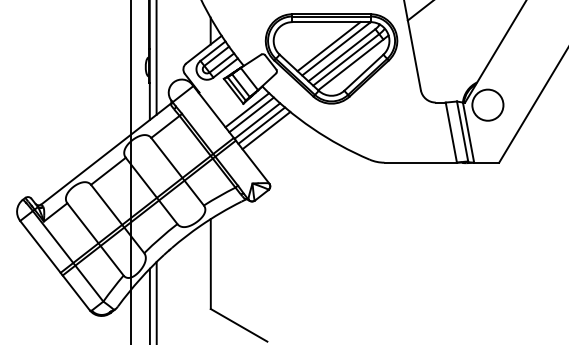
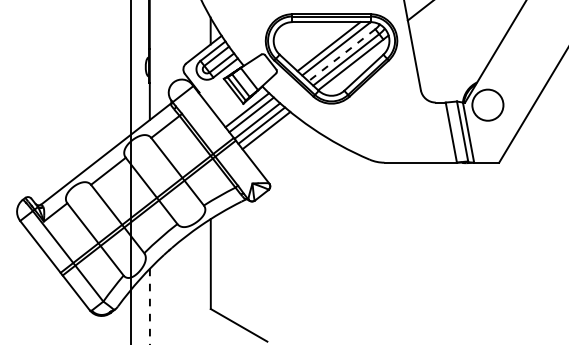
line: solid -> dashed (341, 55)
line: present -> none (156, 58)
line: present -> none (156, 301)
line: solid -> dashed (149, 306)
